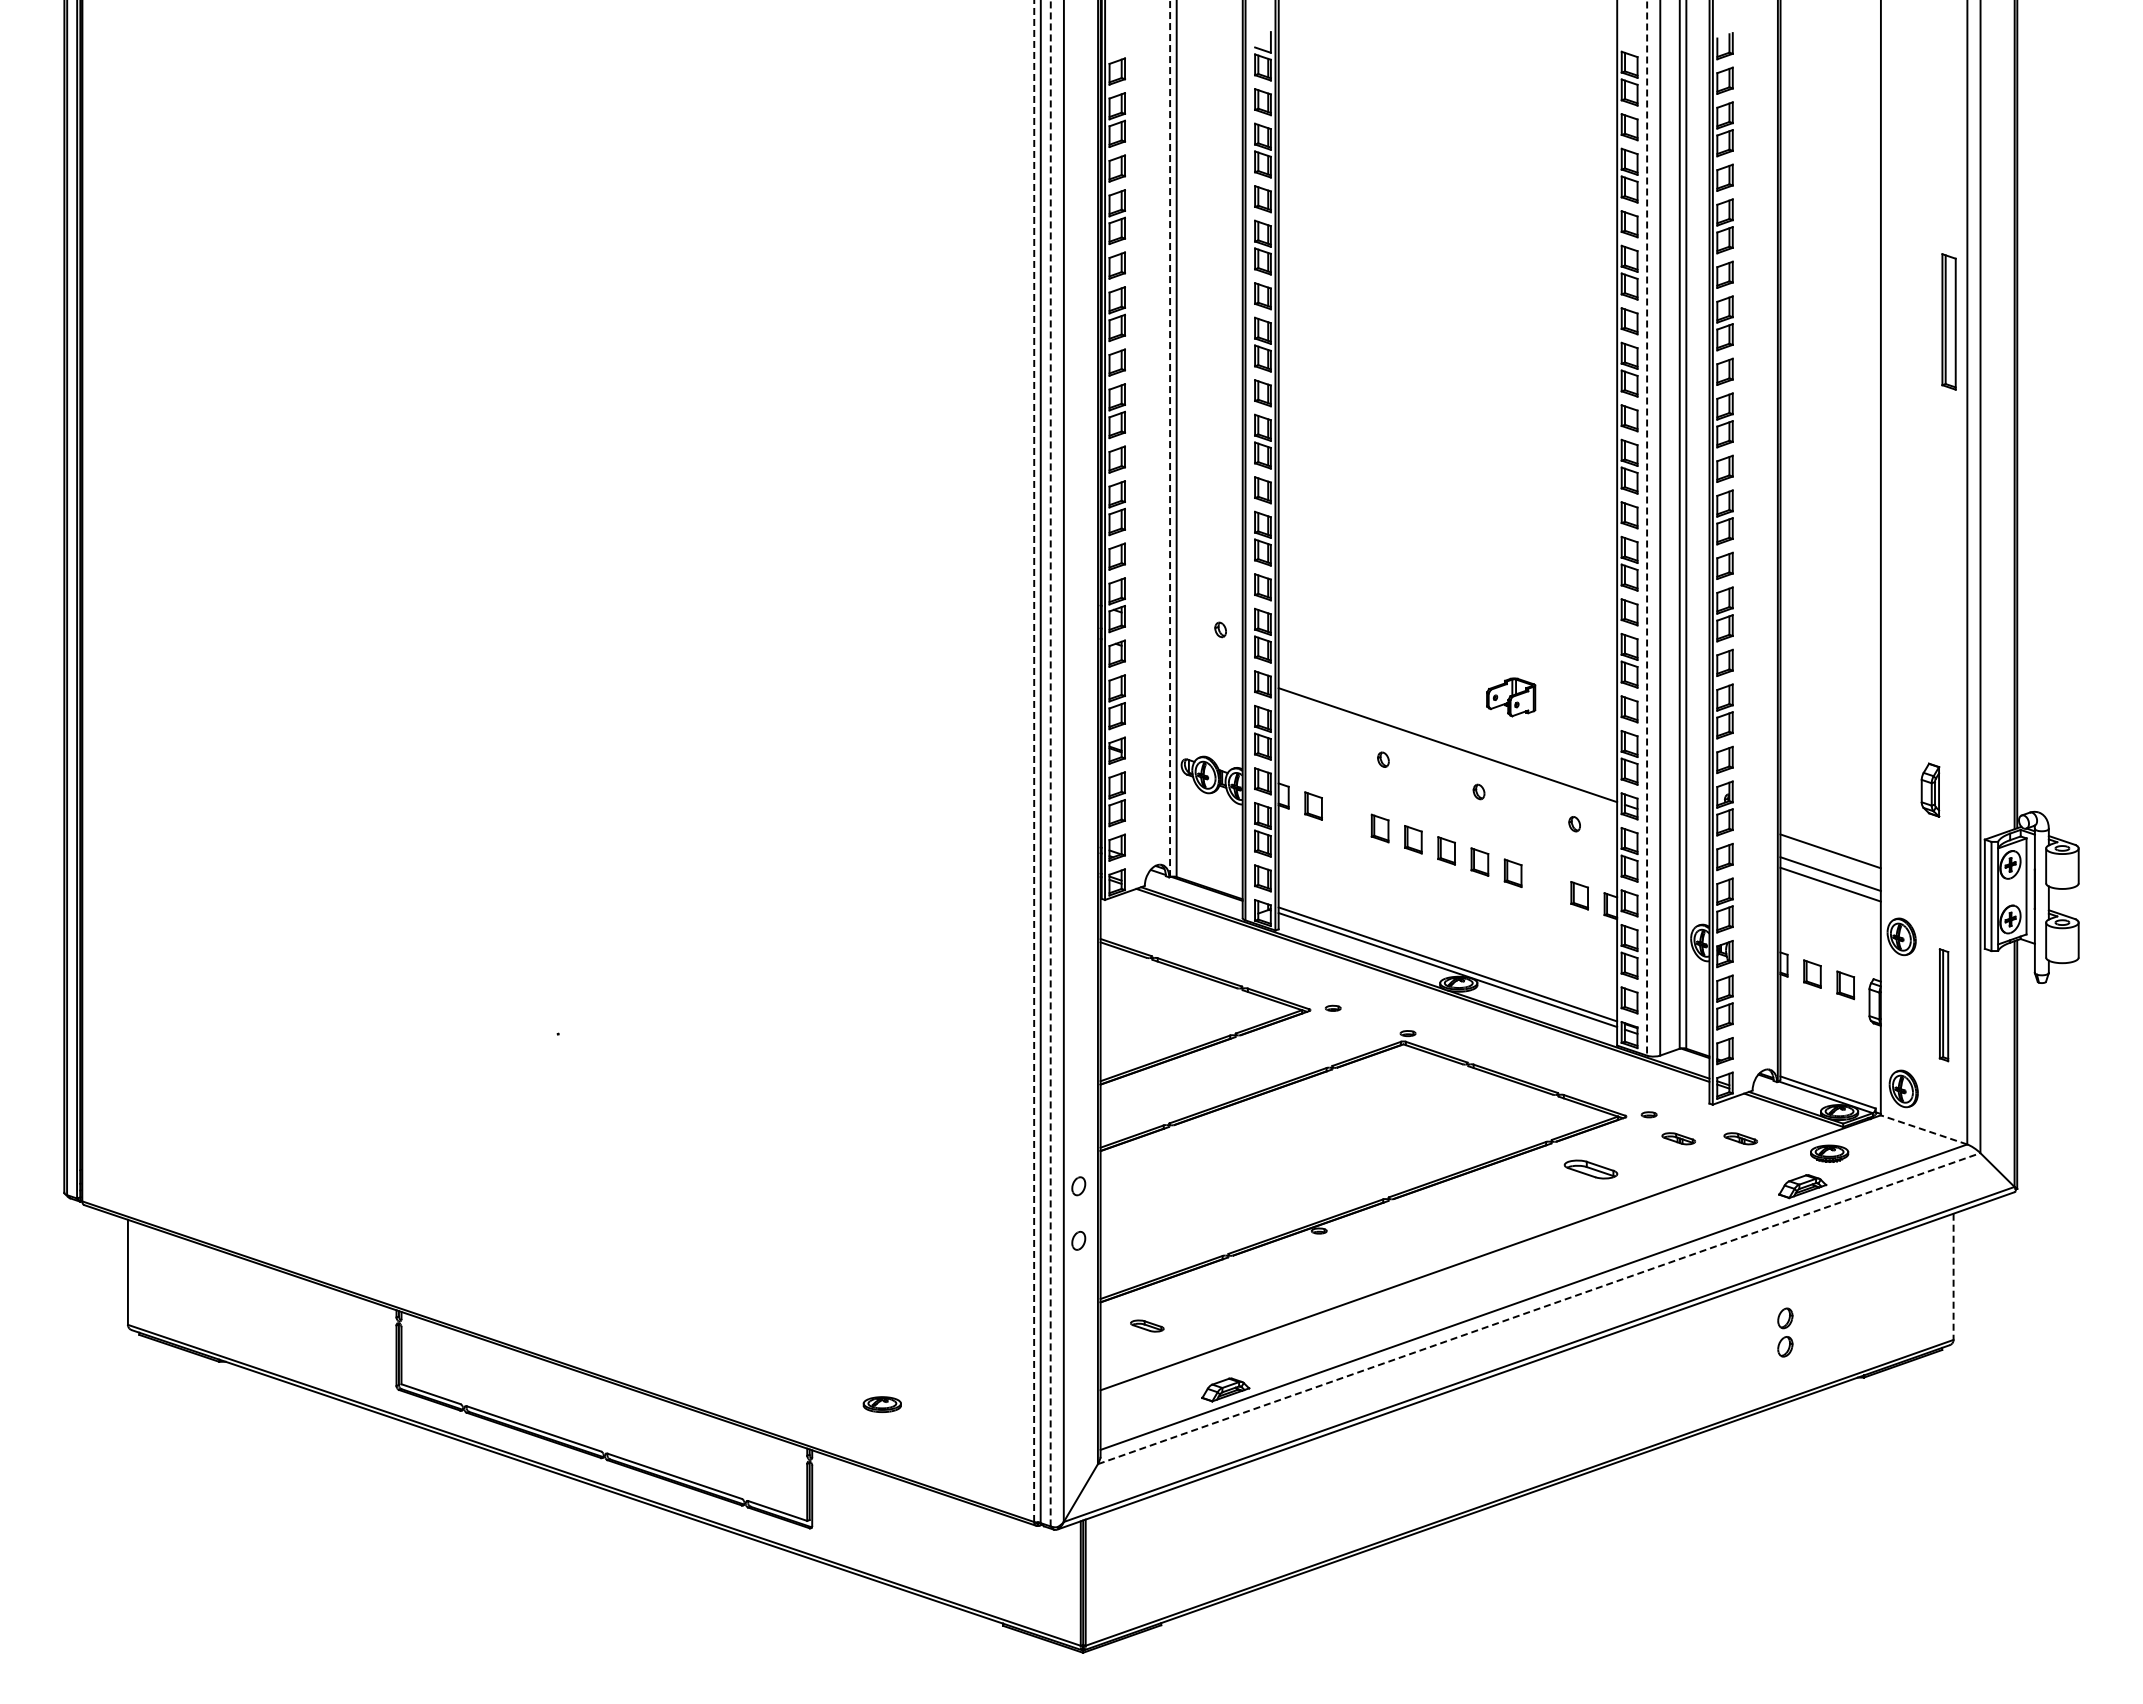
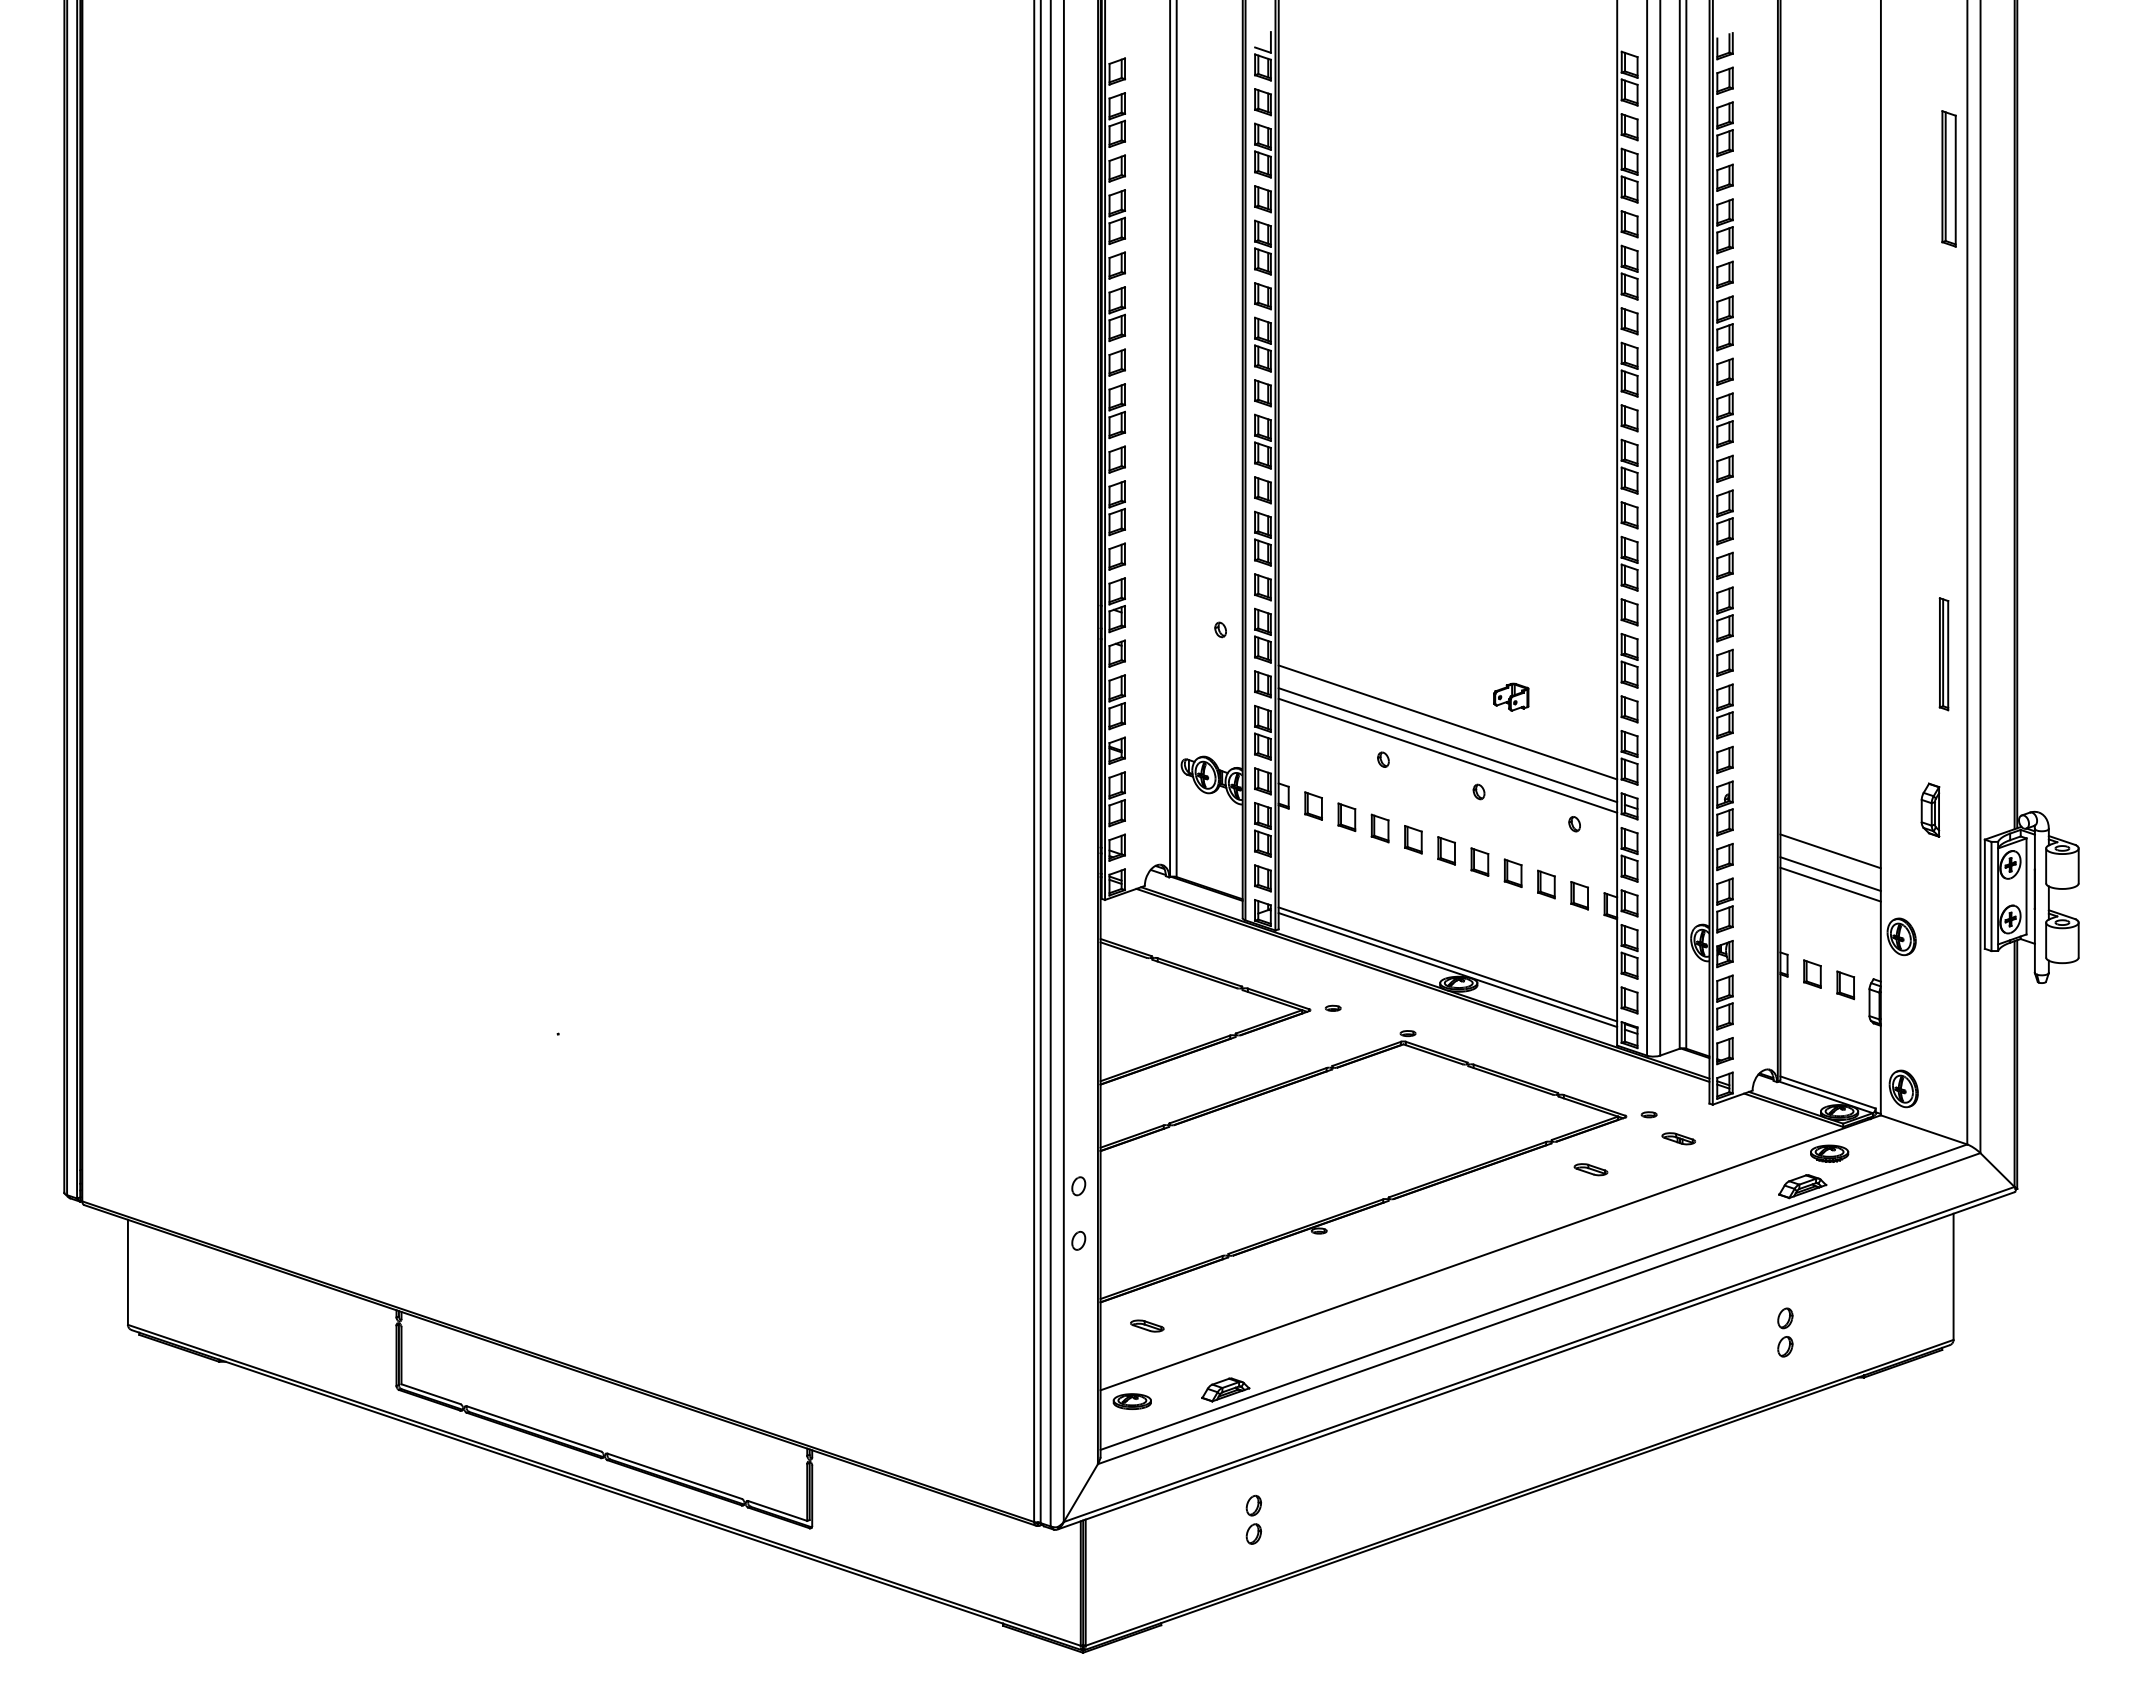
part position: (1948, 321) -> (1948, 178) (1948, 178)
line: dashed -> solid (1170, 438)
line: dashed -> solid (1647, 527)
part size: 51x41 px -> 37x30 px (1511, 696)
line: none -> present (1447, 722)
line: none -> present (1447, 755)
line: dashed -> solid (1034, 761)
line: dashed -> solid (1050, 763)
part position: (1930, 789) -> (1930, 809) (1930, 809)
part: none -> present (1346, 816)
part: none -> present (1546, 884)
part position: (1943, 1005) -> (1943, 654) (1943, 654)
line: dashed -> solid (1924, 1129)
part: present -> none (1740, 1138)
part size: 56x21 px -> 36x14 px (1590, 1169)
line: dashed -> solid (1953, 1277)
line: dashed -> solid (1539, 1308)
part position: (881, 1404) -> (1131, 1401) (1131, 1401)
part: none -> present (1253, 1519)
